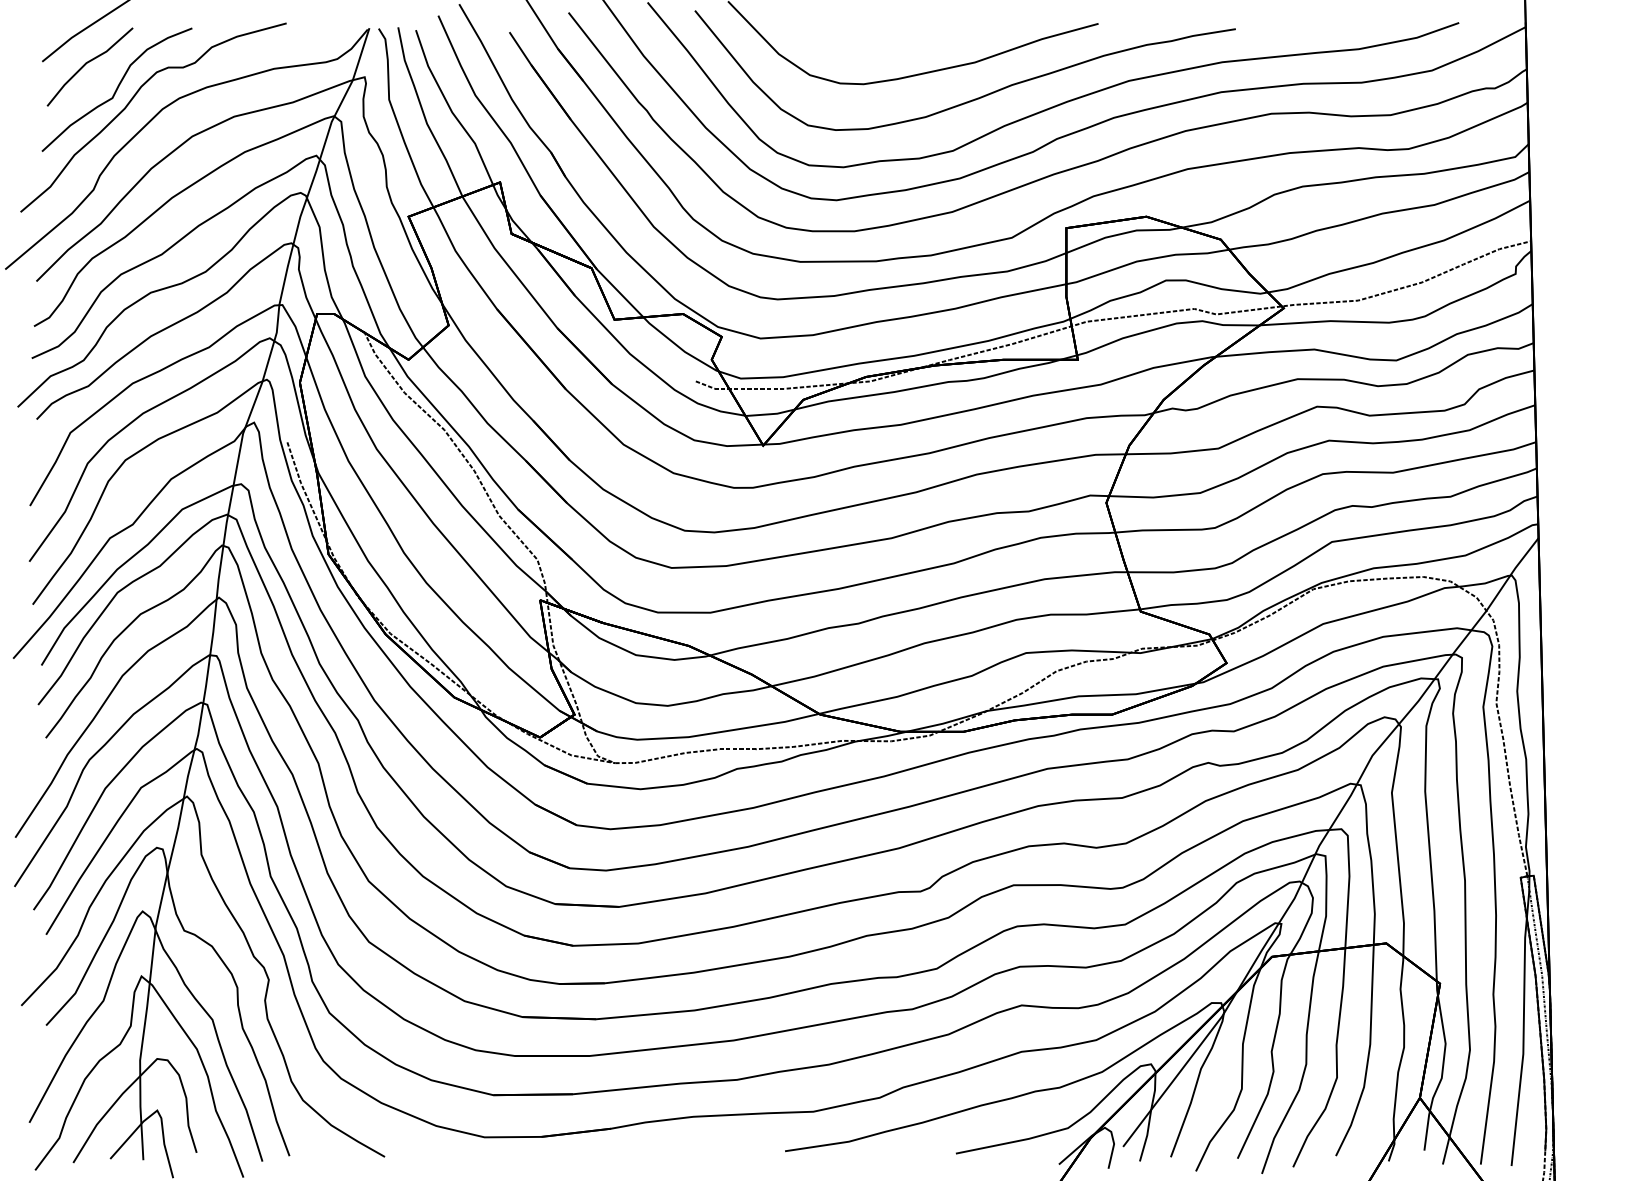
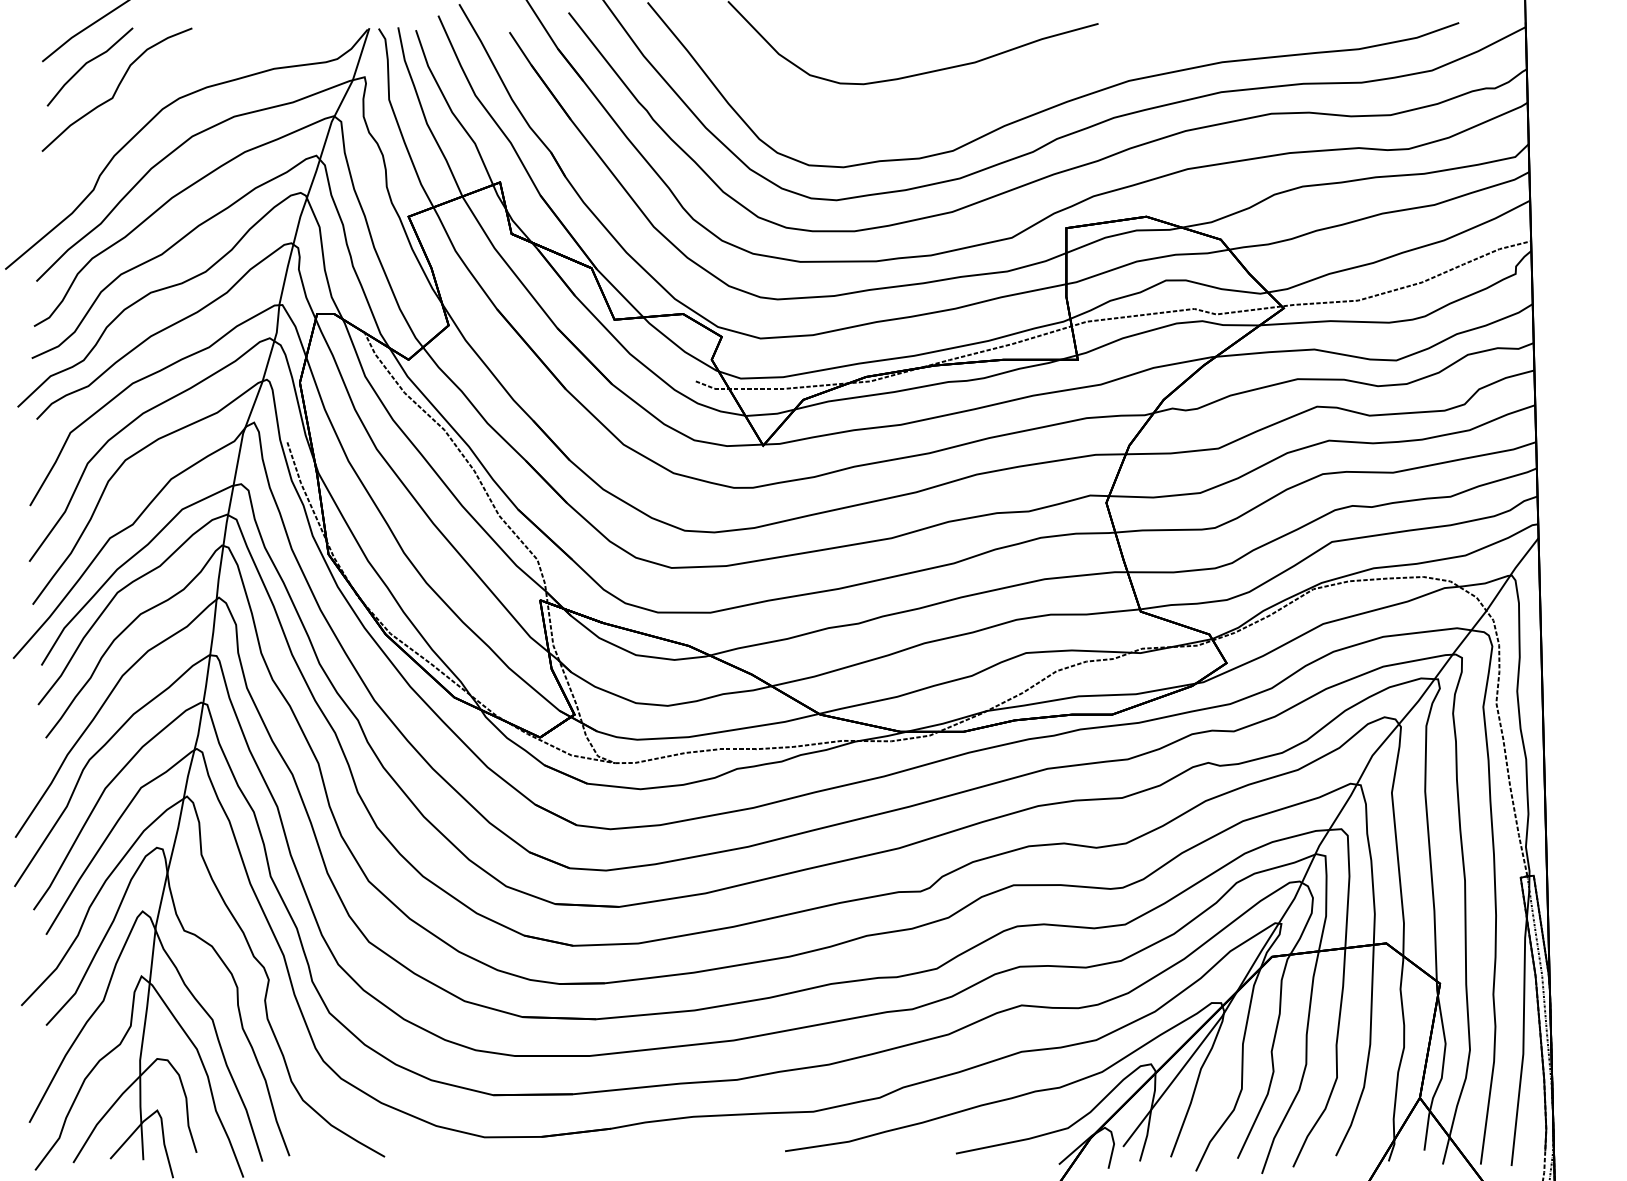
curve: present -> none (974, 98)
curve: present -> none (132, 100)
